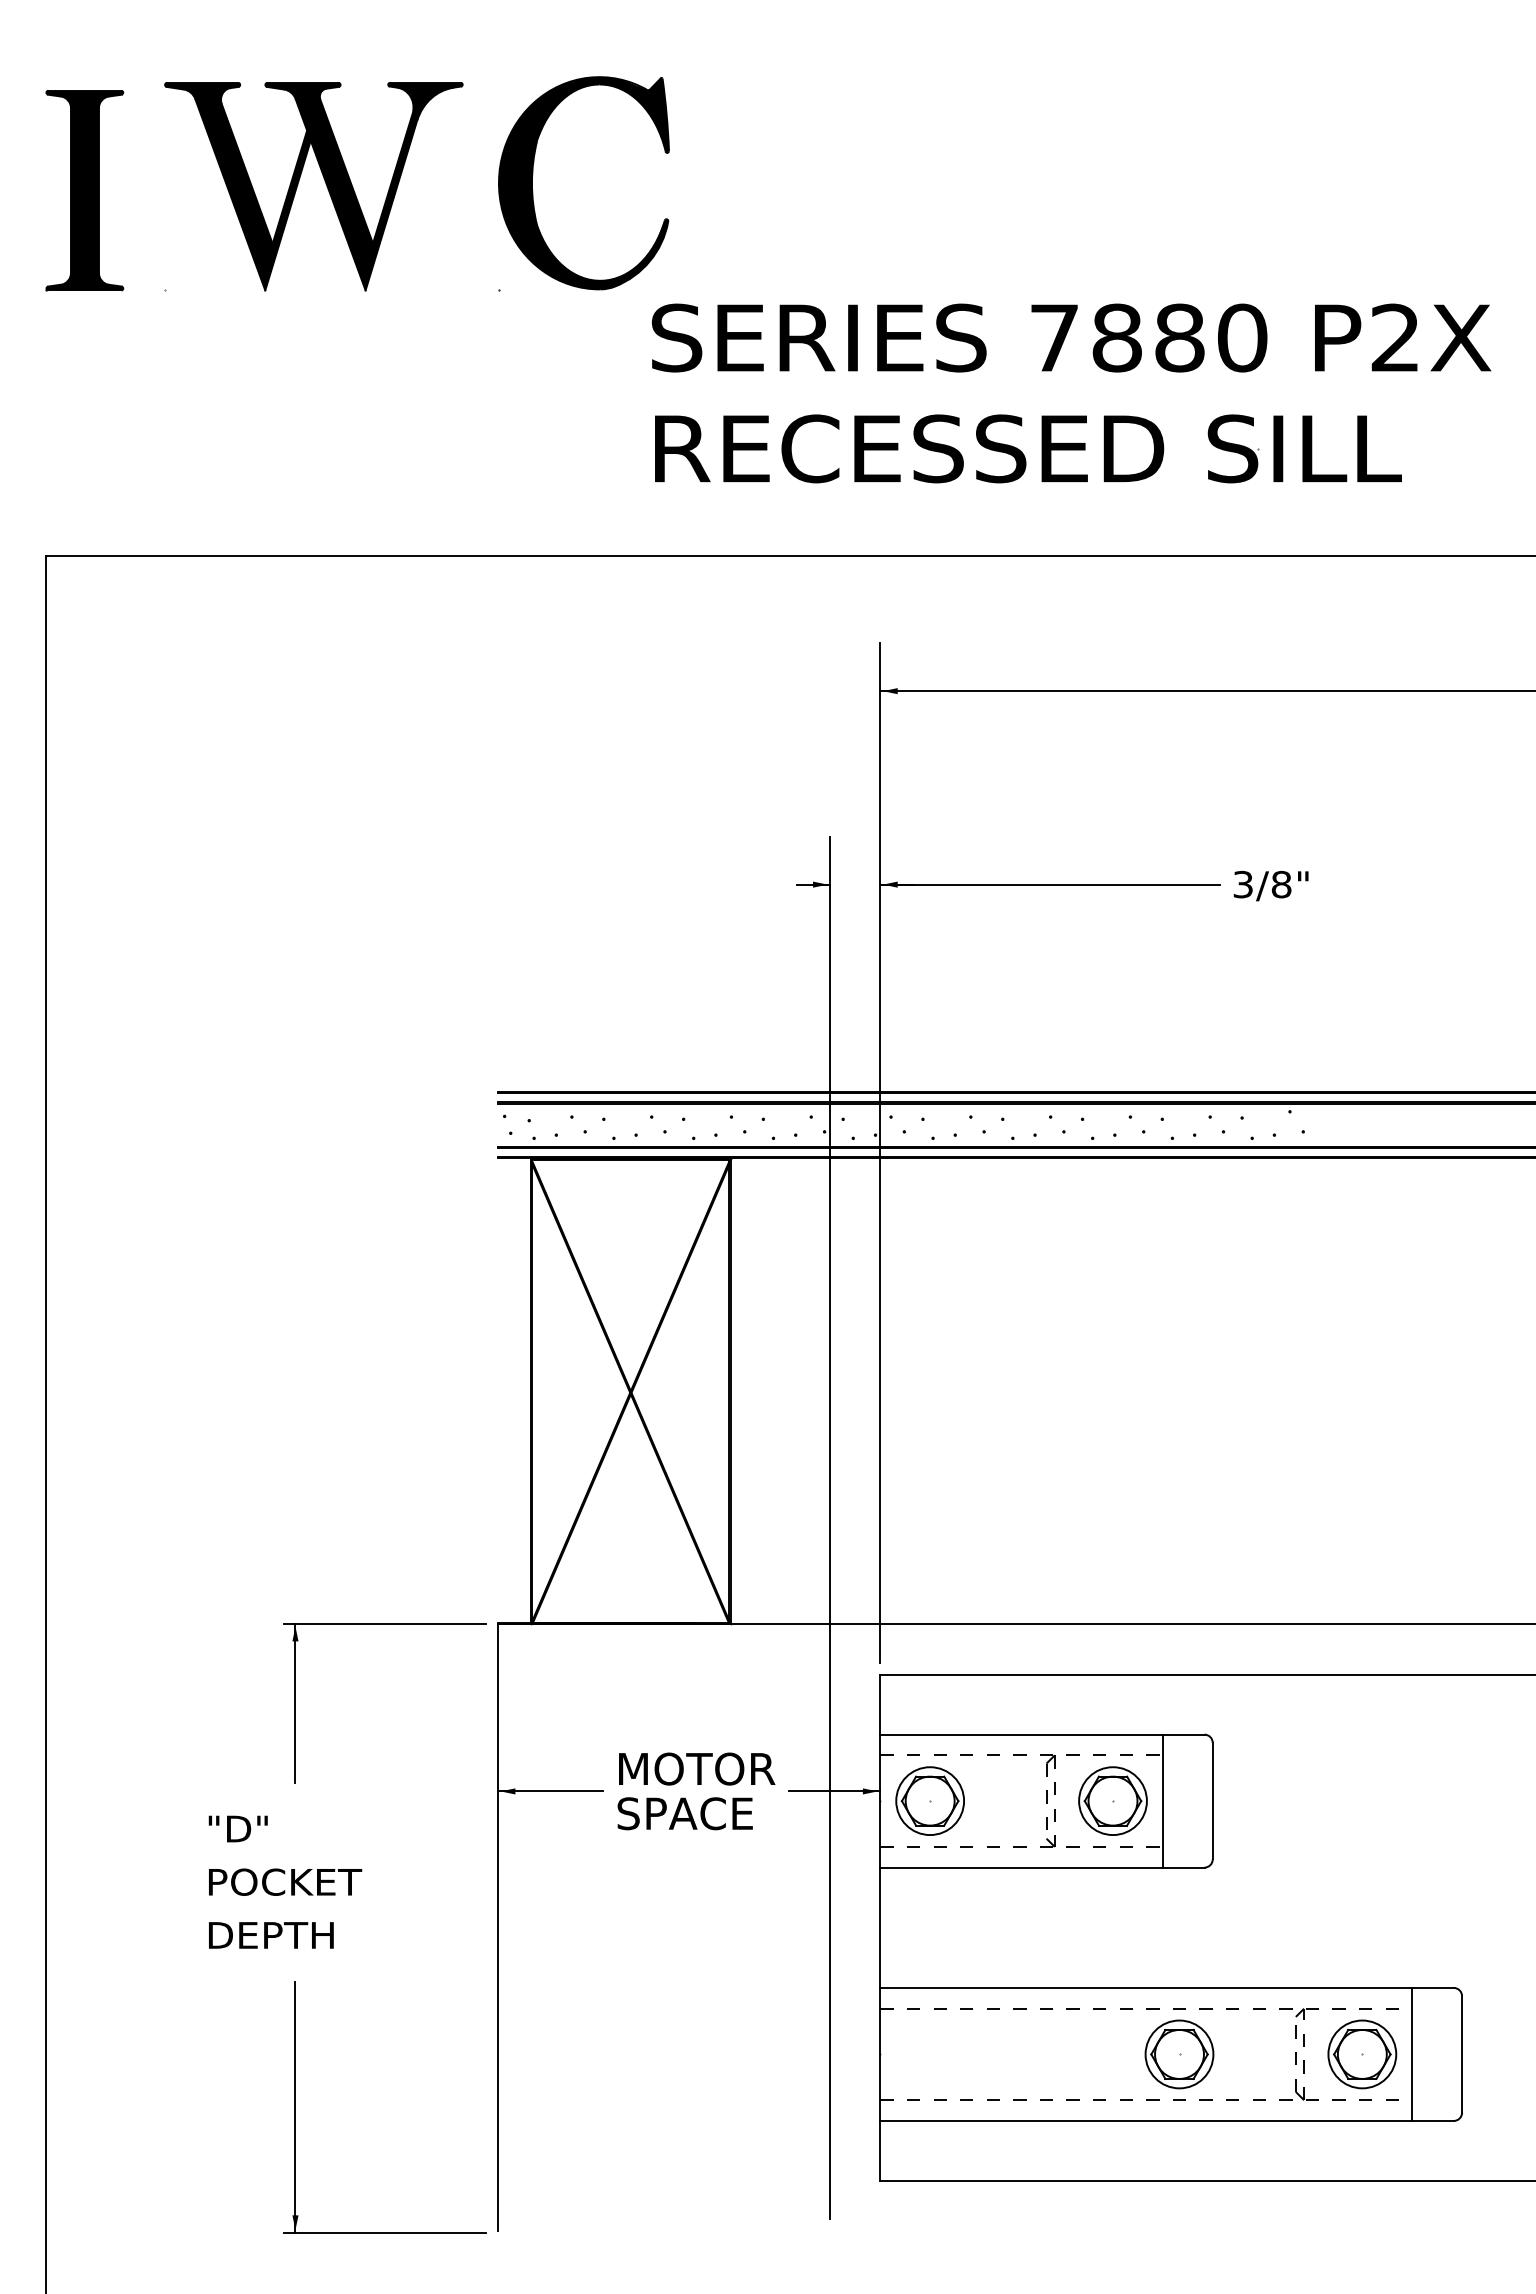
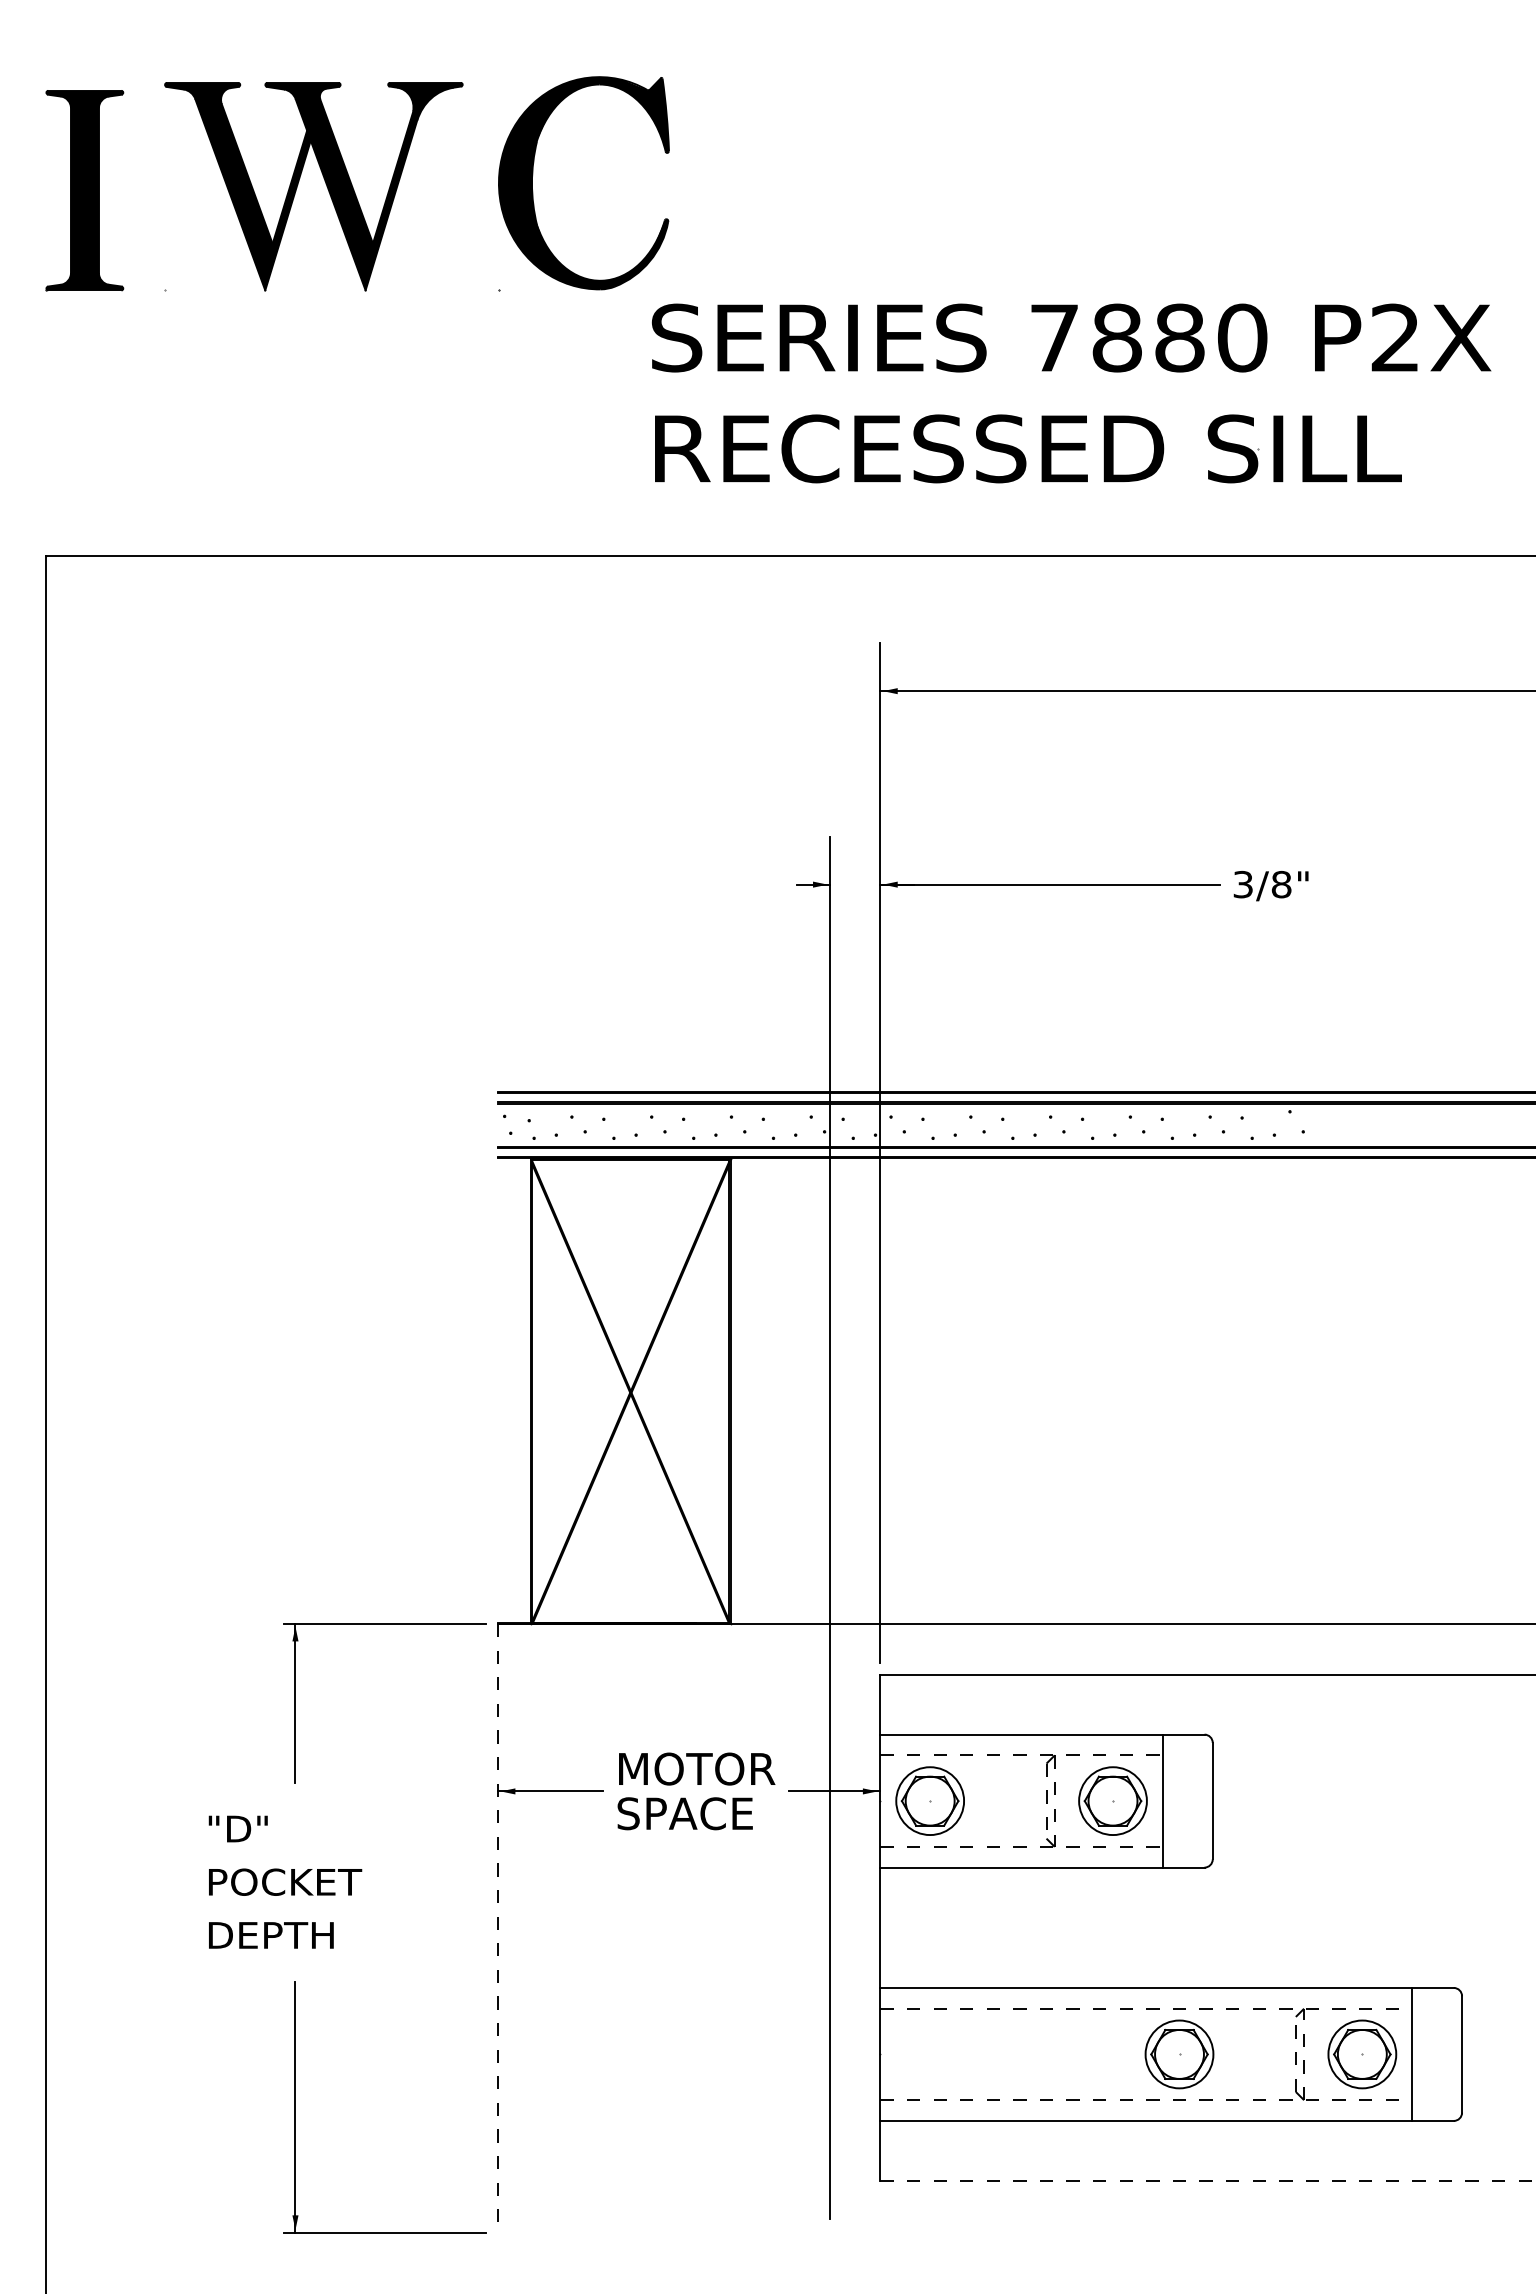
line: solid -> dashed (497, 1927)
line: solid -> dashed (1208, 2181)
